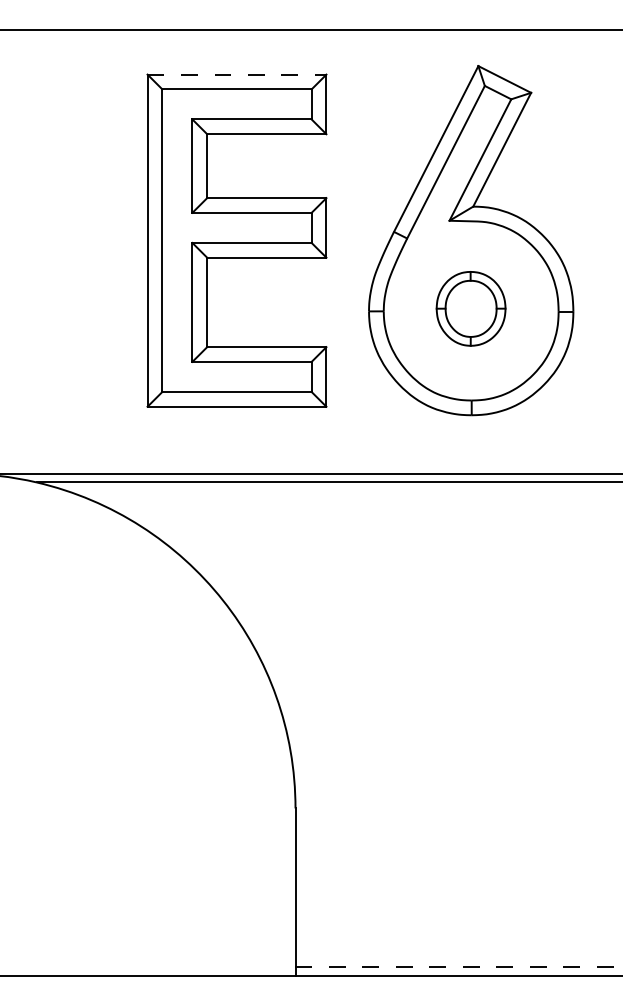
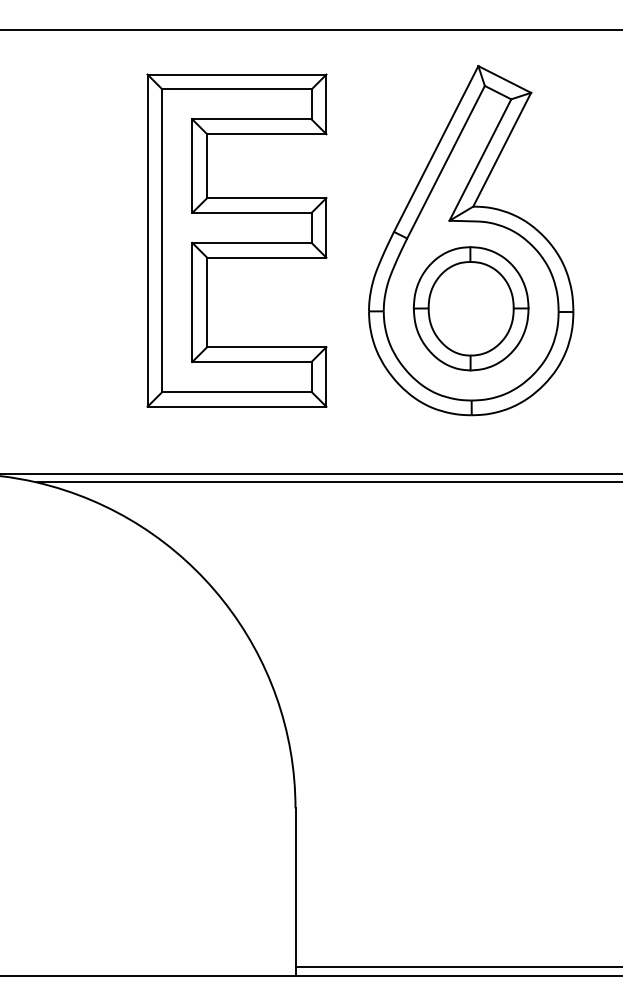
line: dashed -> solid (237, 74)
part size: 72x76 px -> 118x126 px (470, 308)
line: dashed -> solid (459, 967)
